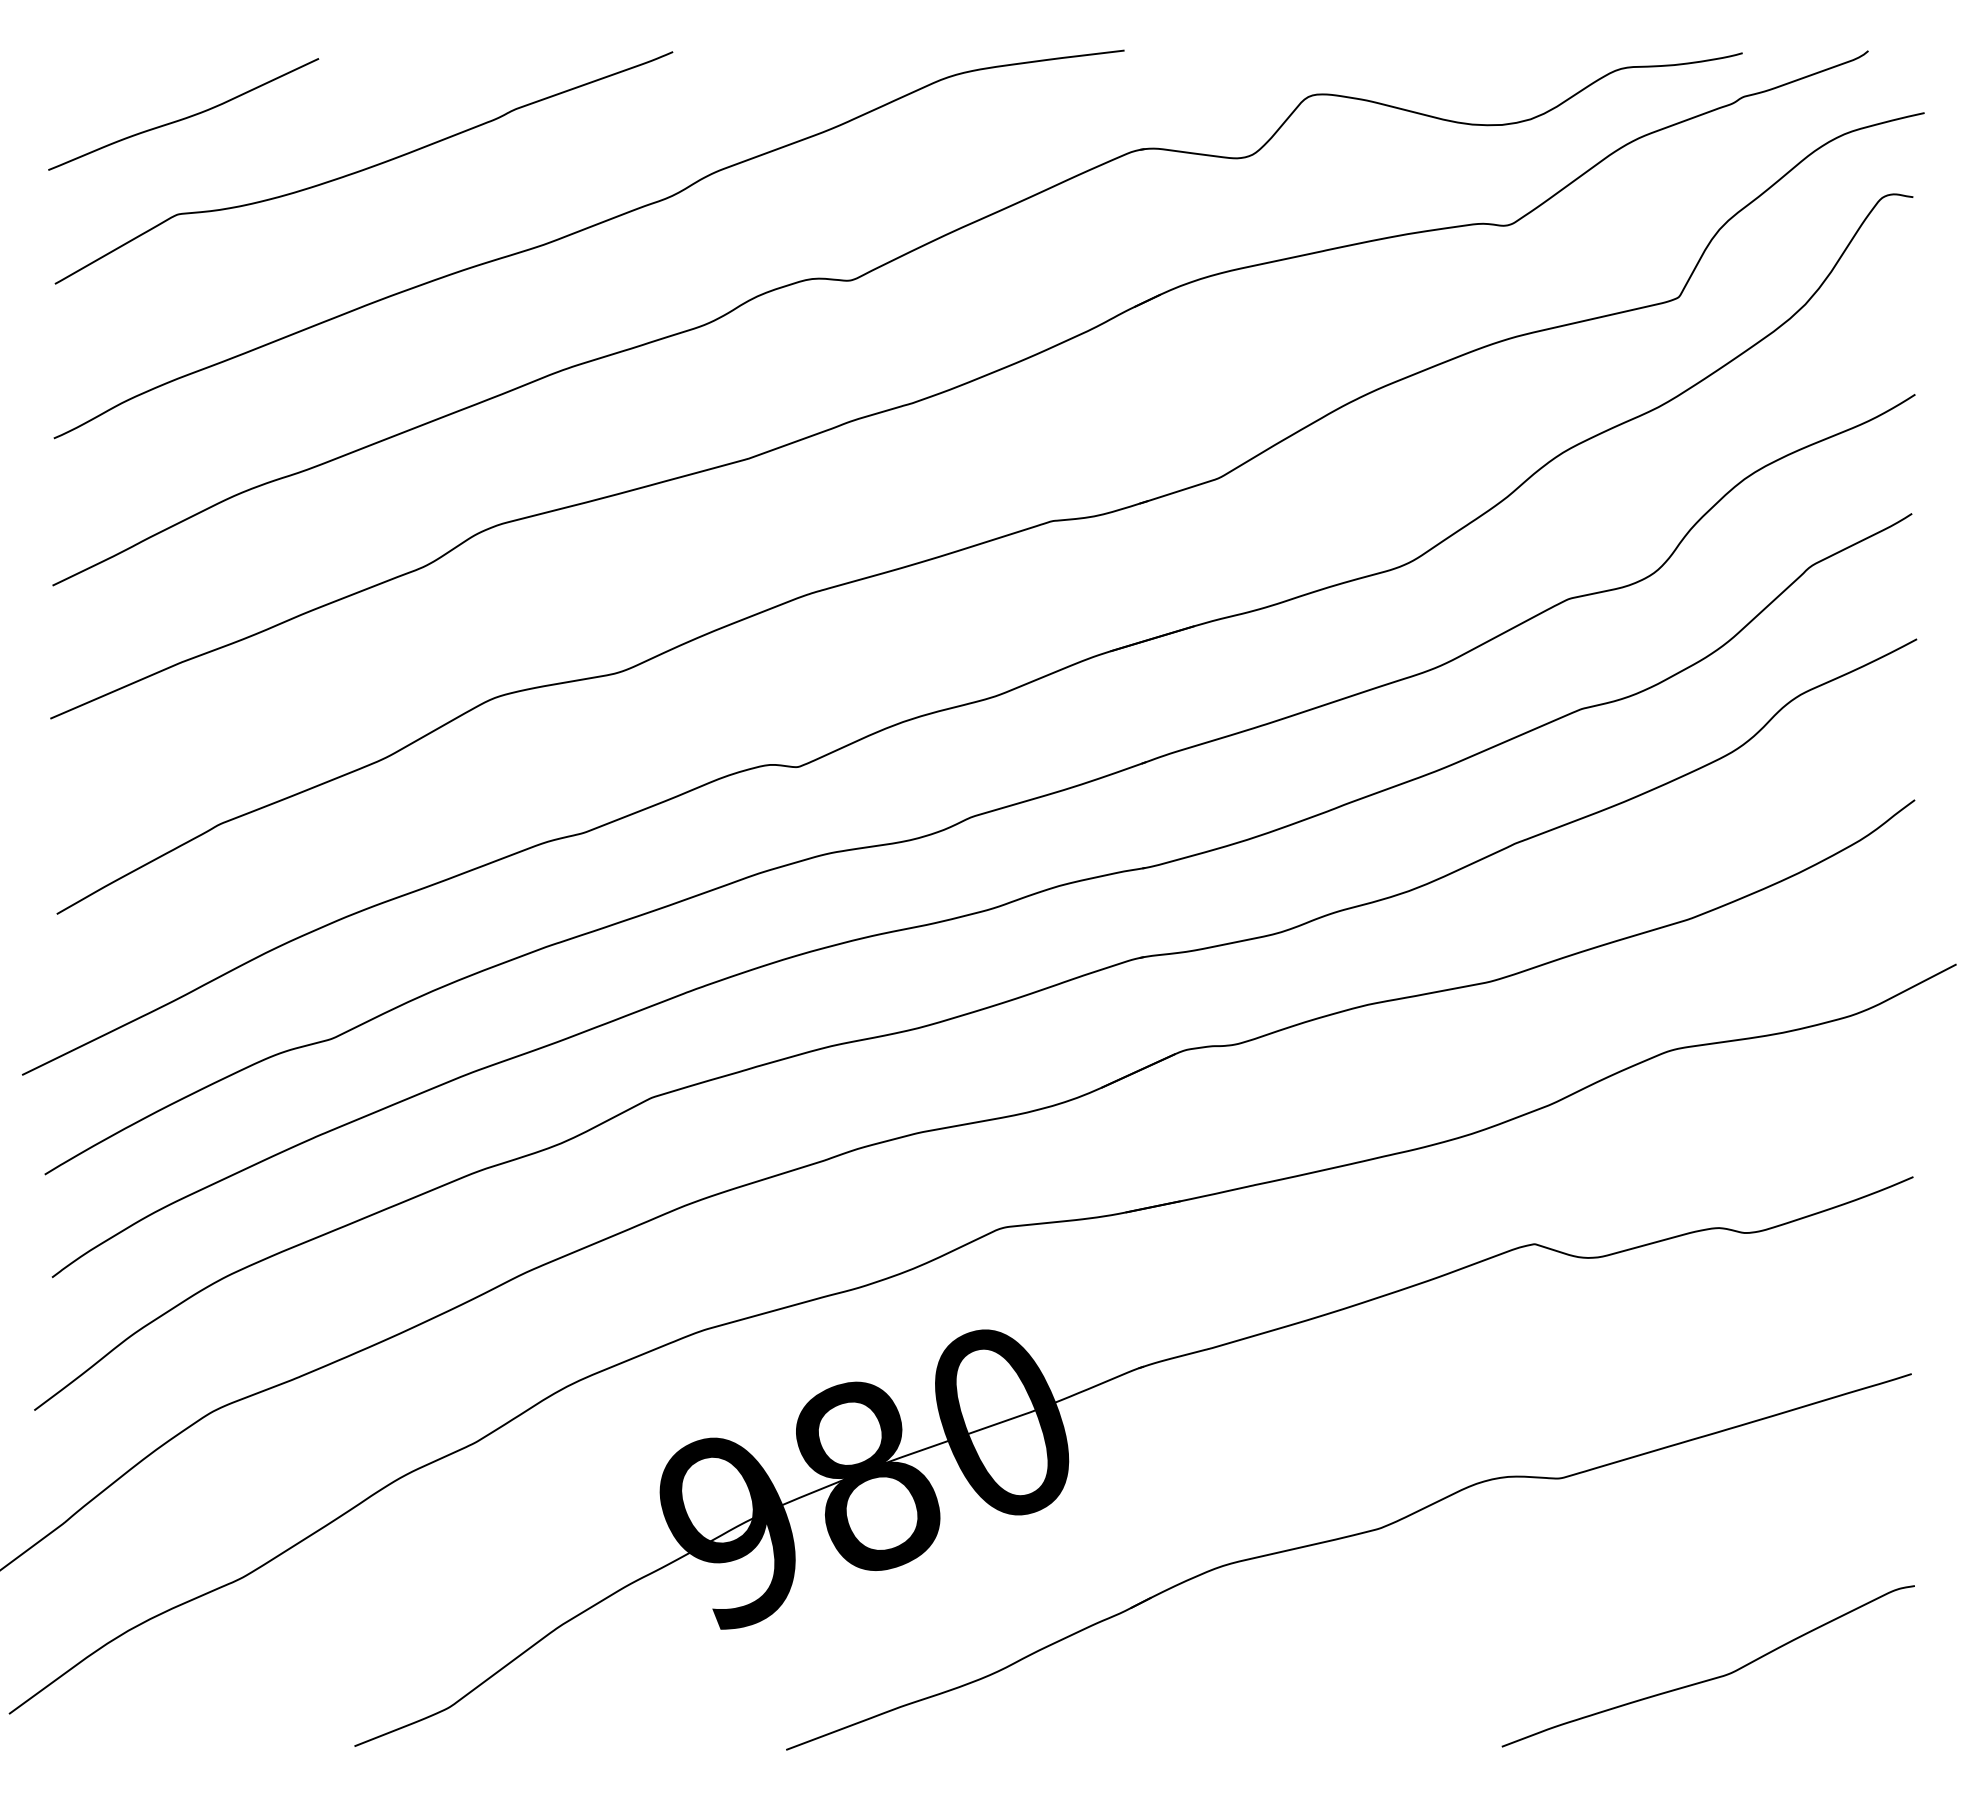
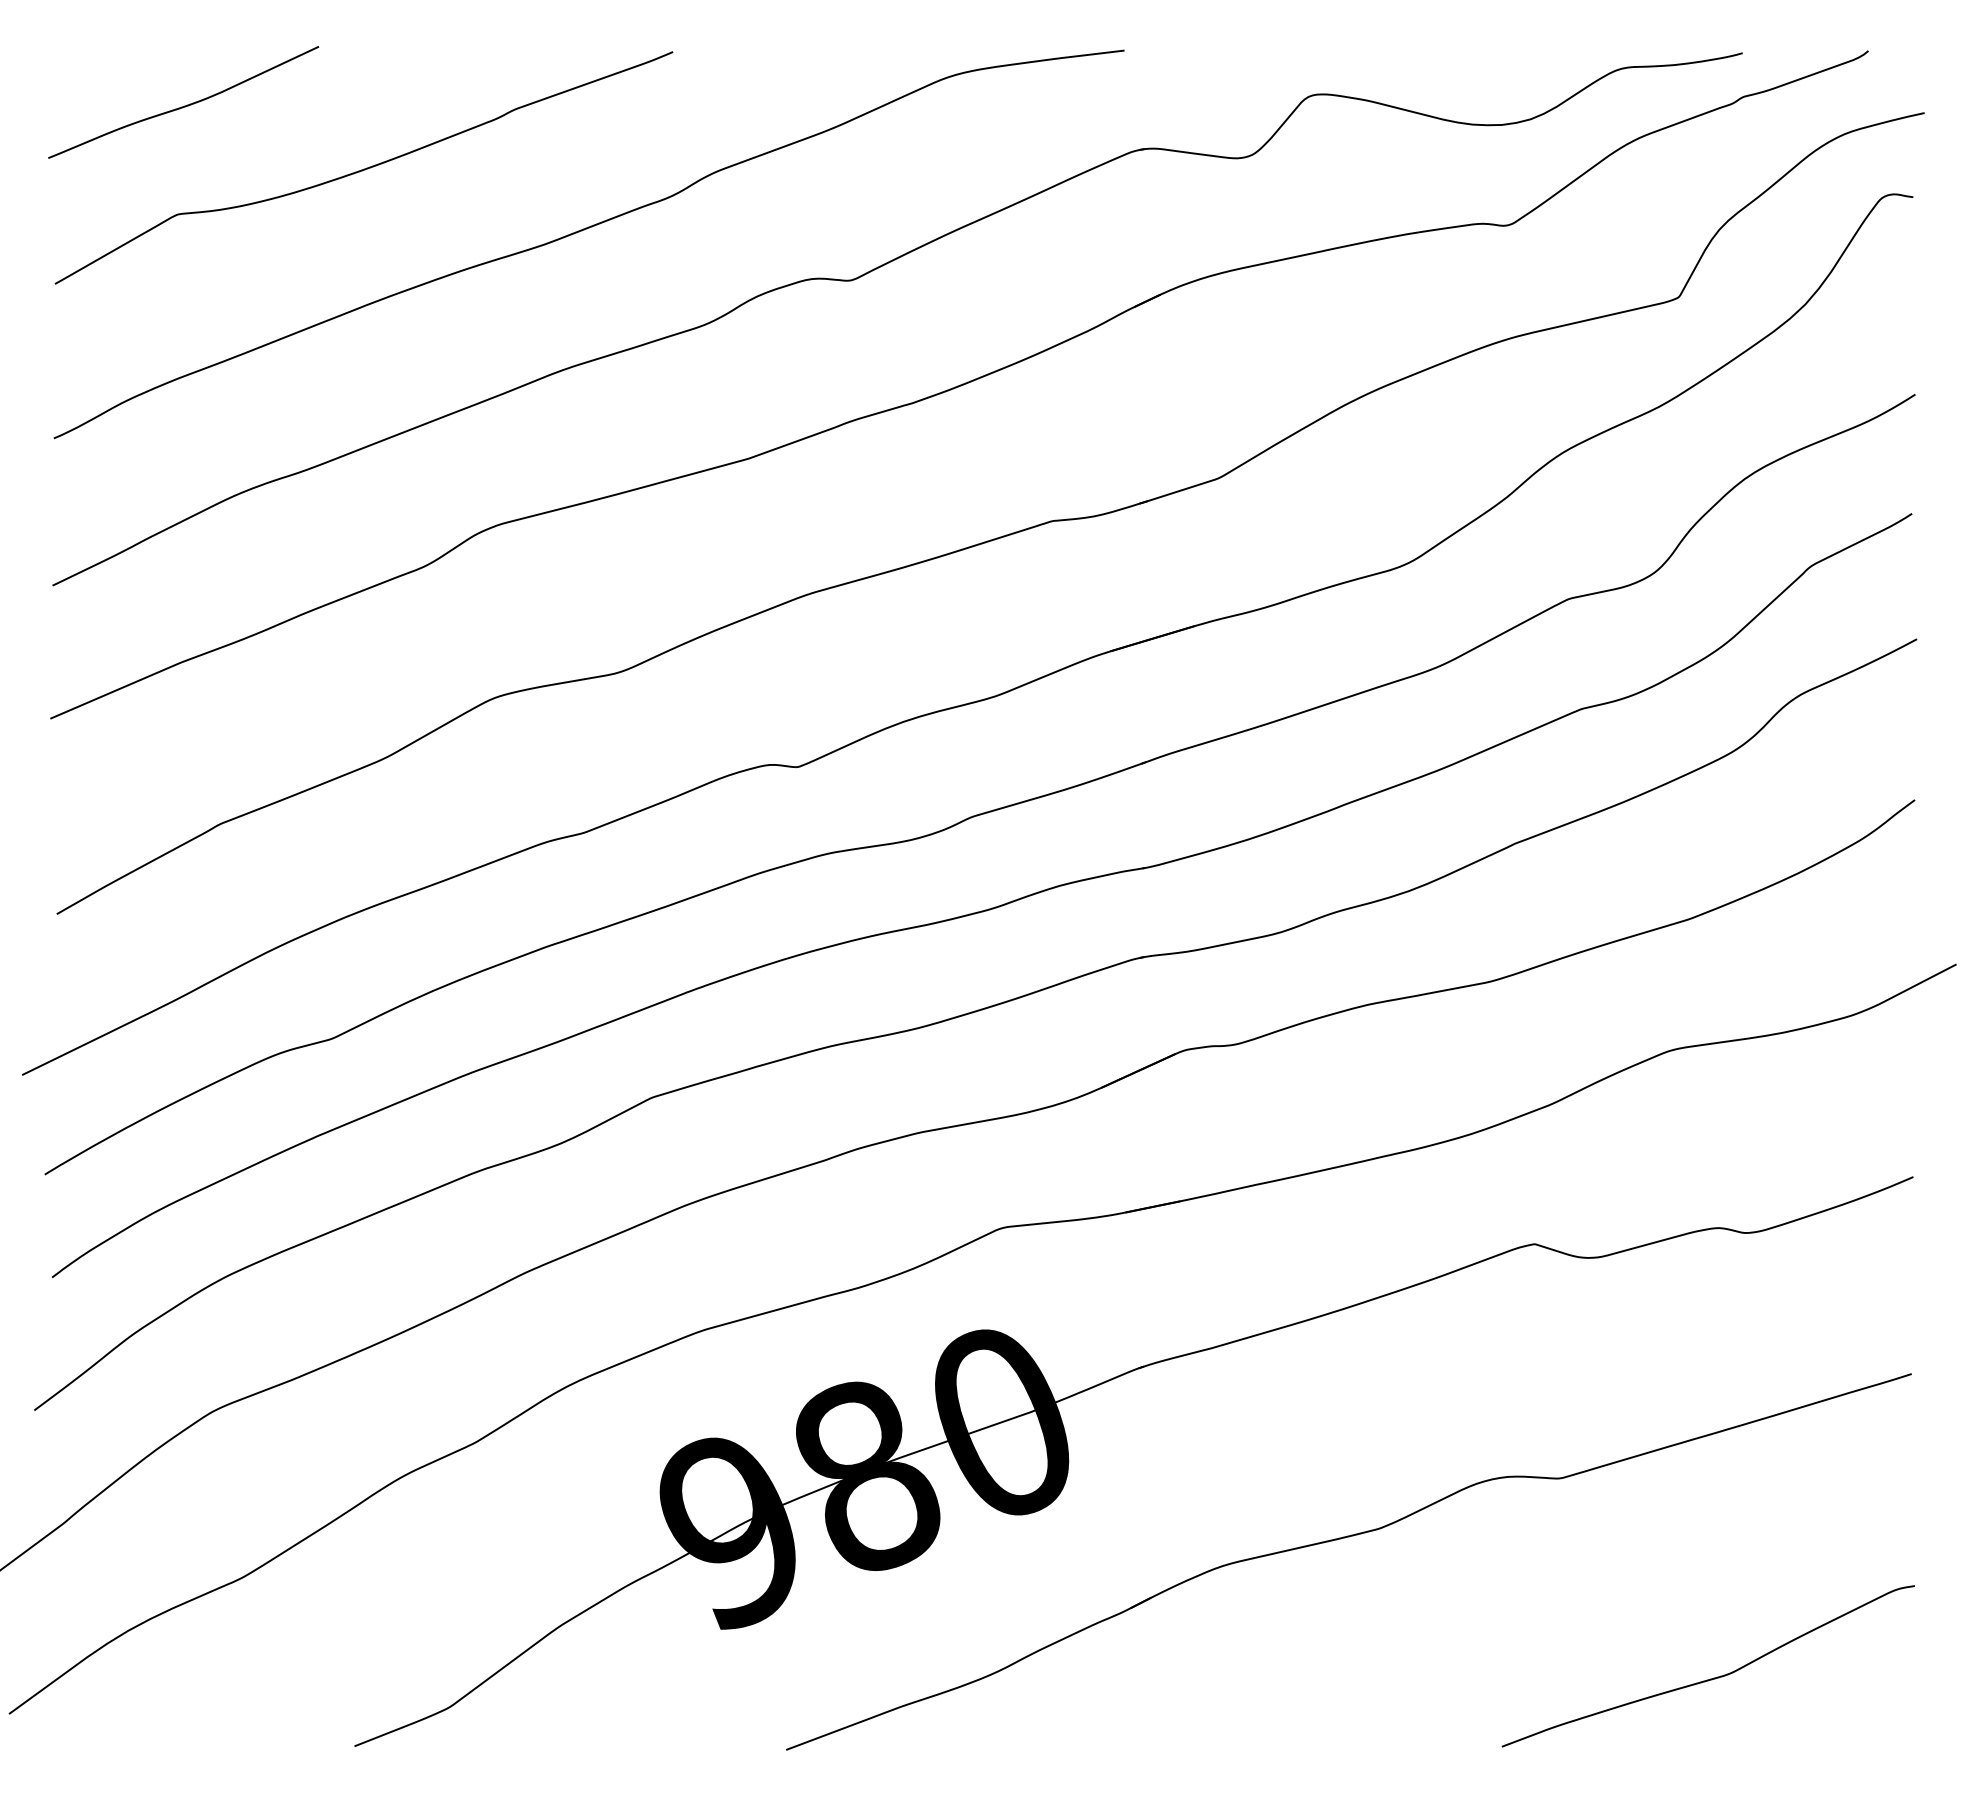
curve position: (184, 117) -> (184, 105) (184, 105)
